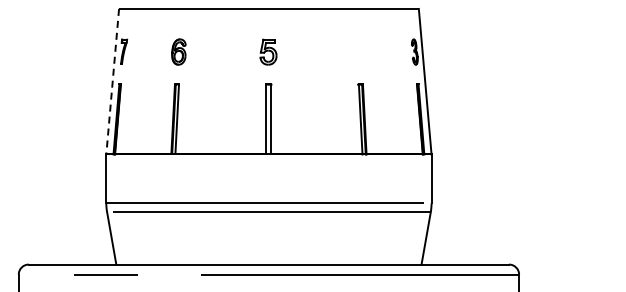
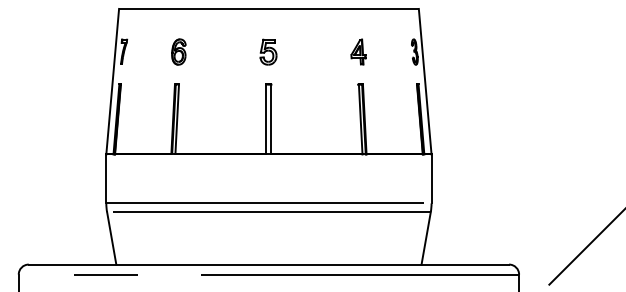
part: none -> present (358, 51)
line: dashed -> solid (112, 82)
line: none -> present (585, 247)
